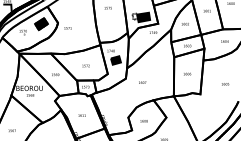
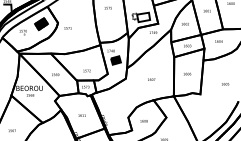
fill: present -> none (143, 17)
text position: (224, 41) -> (218, 41) (218, 41)
text position: (85, 65) -> (86, 70) (86, 70)
text position: (142, 82) -> (151, 79) (151, 79)
